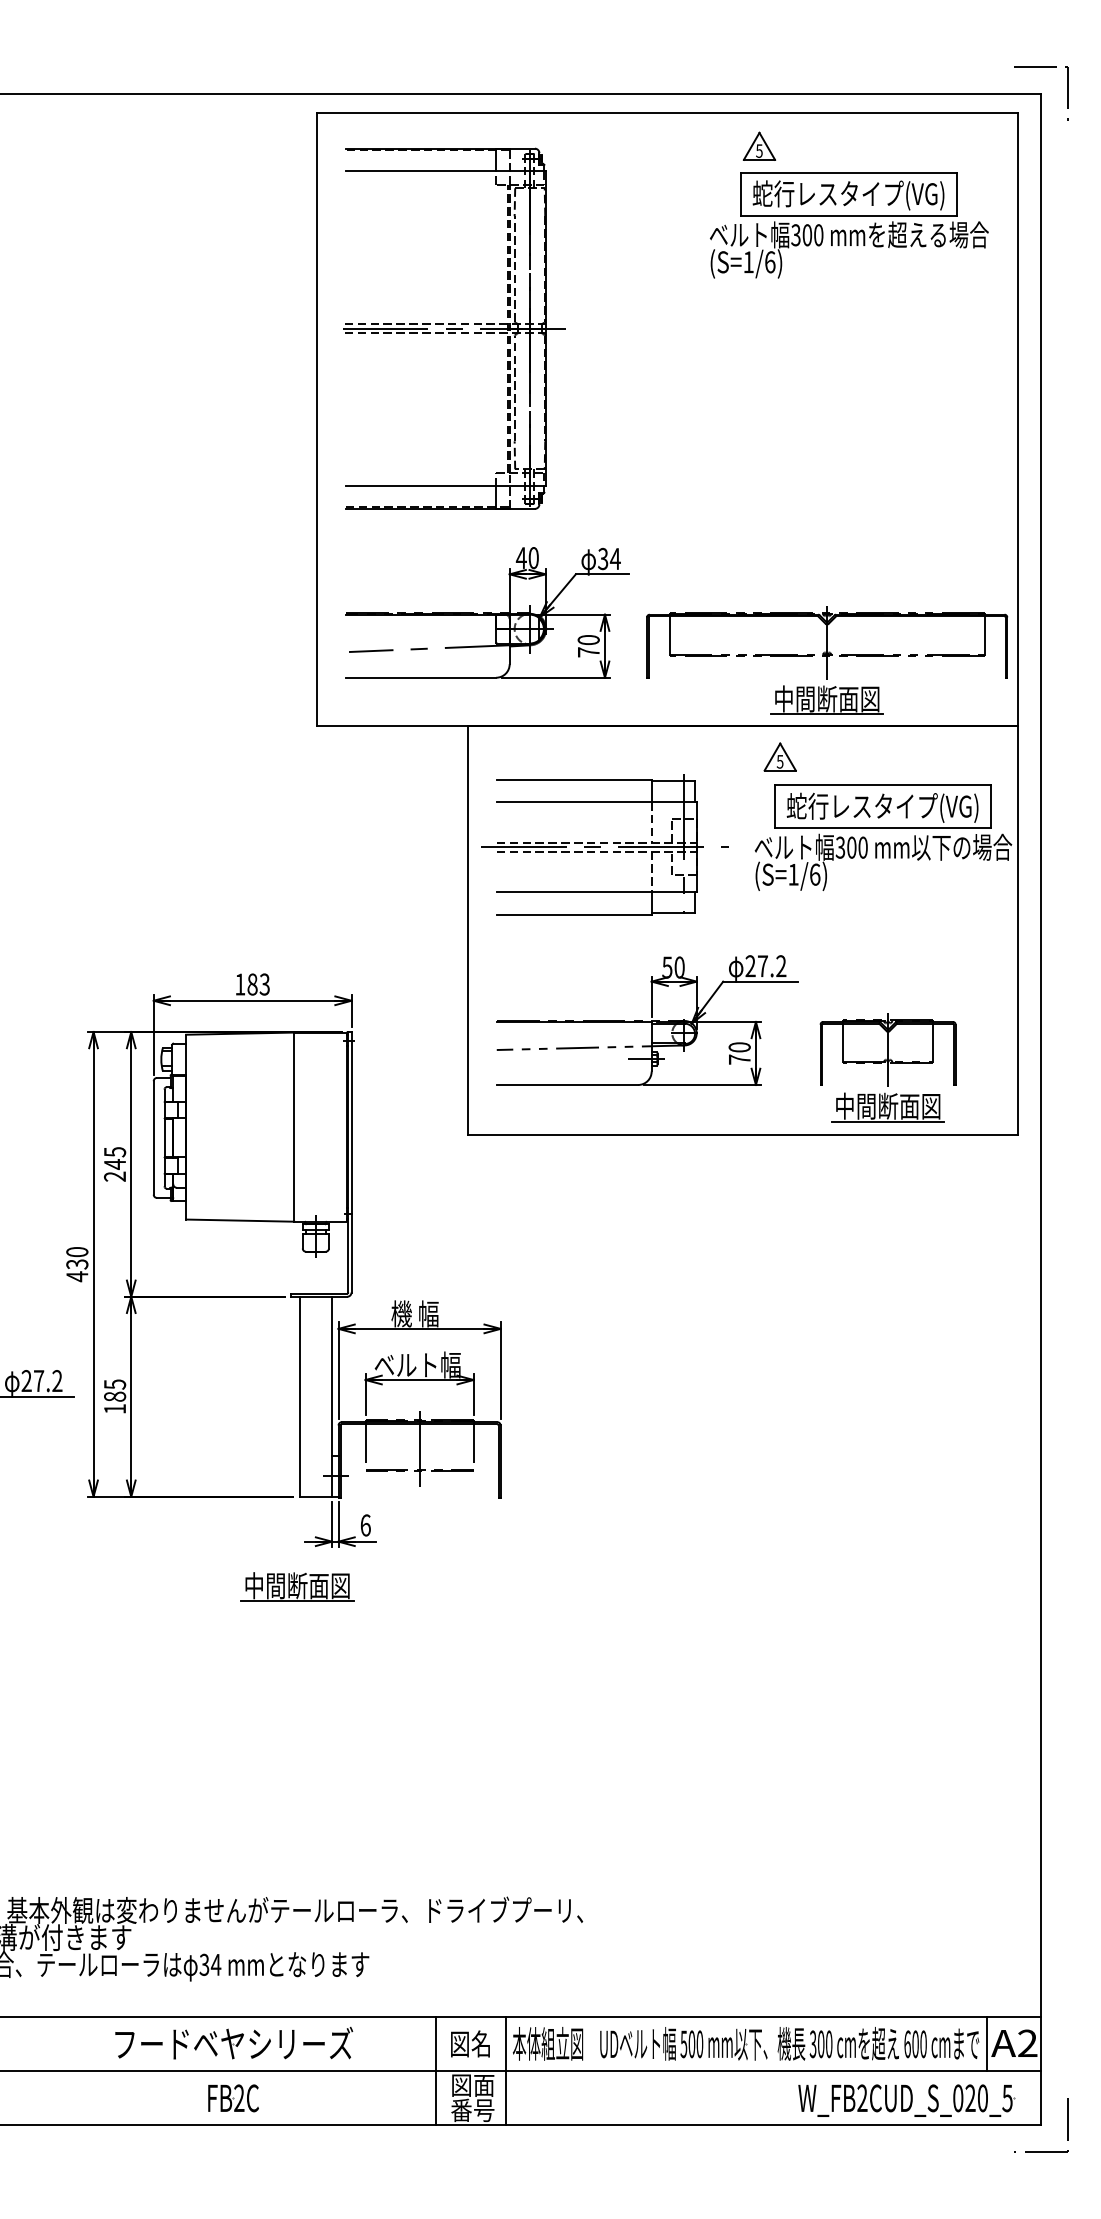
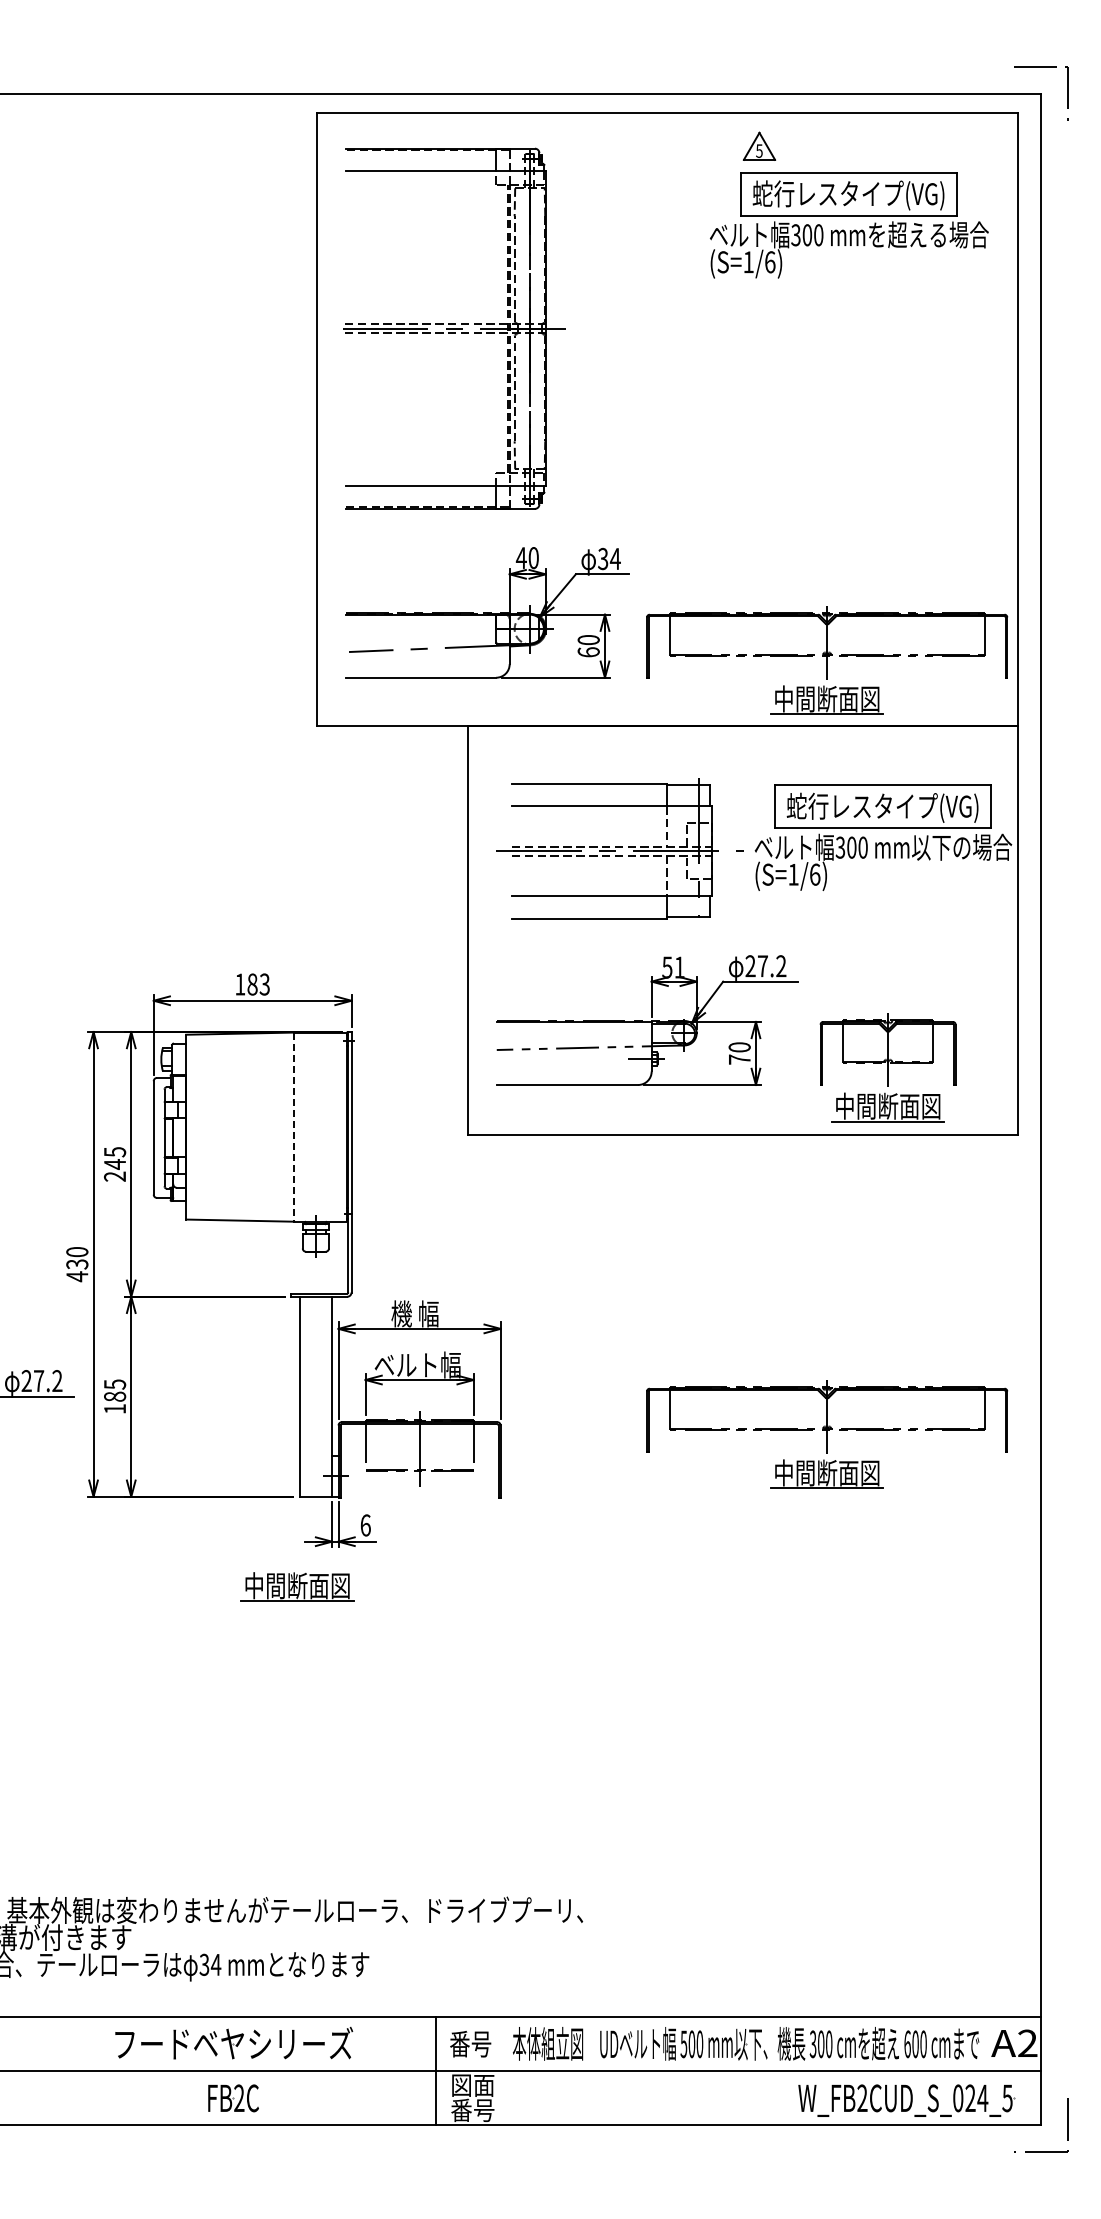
text: 70 -> 60 (588, 652)
part: present -> none (779, 756)
part position: (604, 844) -> (619, 848) (619, 848)
text: 50 -> 51 (679, 967)
line: solid -> dashed (294, 1127)
part: none -> present (827, 1434)
text: 図名 -> 番号 (470, 2043)
line: present -> none (986, 2044)
line: present -> none (505, 2071)
text: W_FB2CUD_S_020_5 -> W_FB2CUD_S_024_5 (982, 2098)
